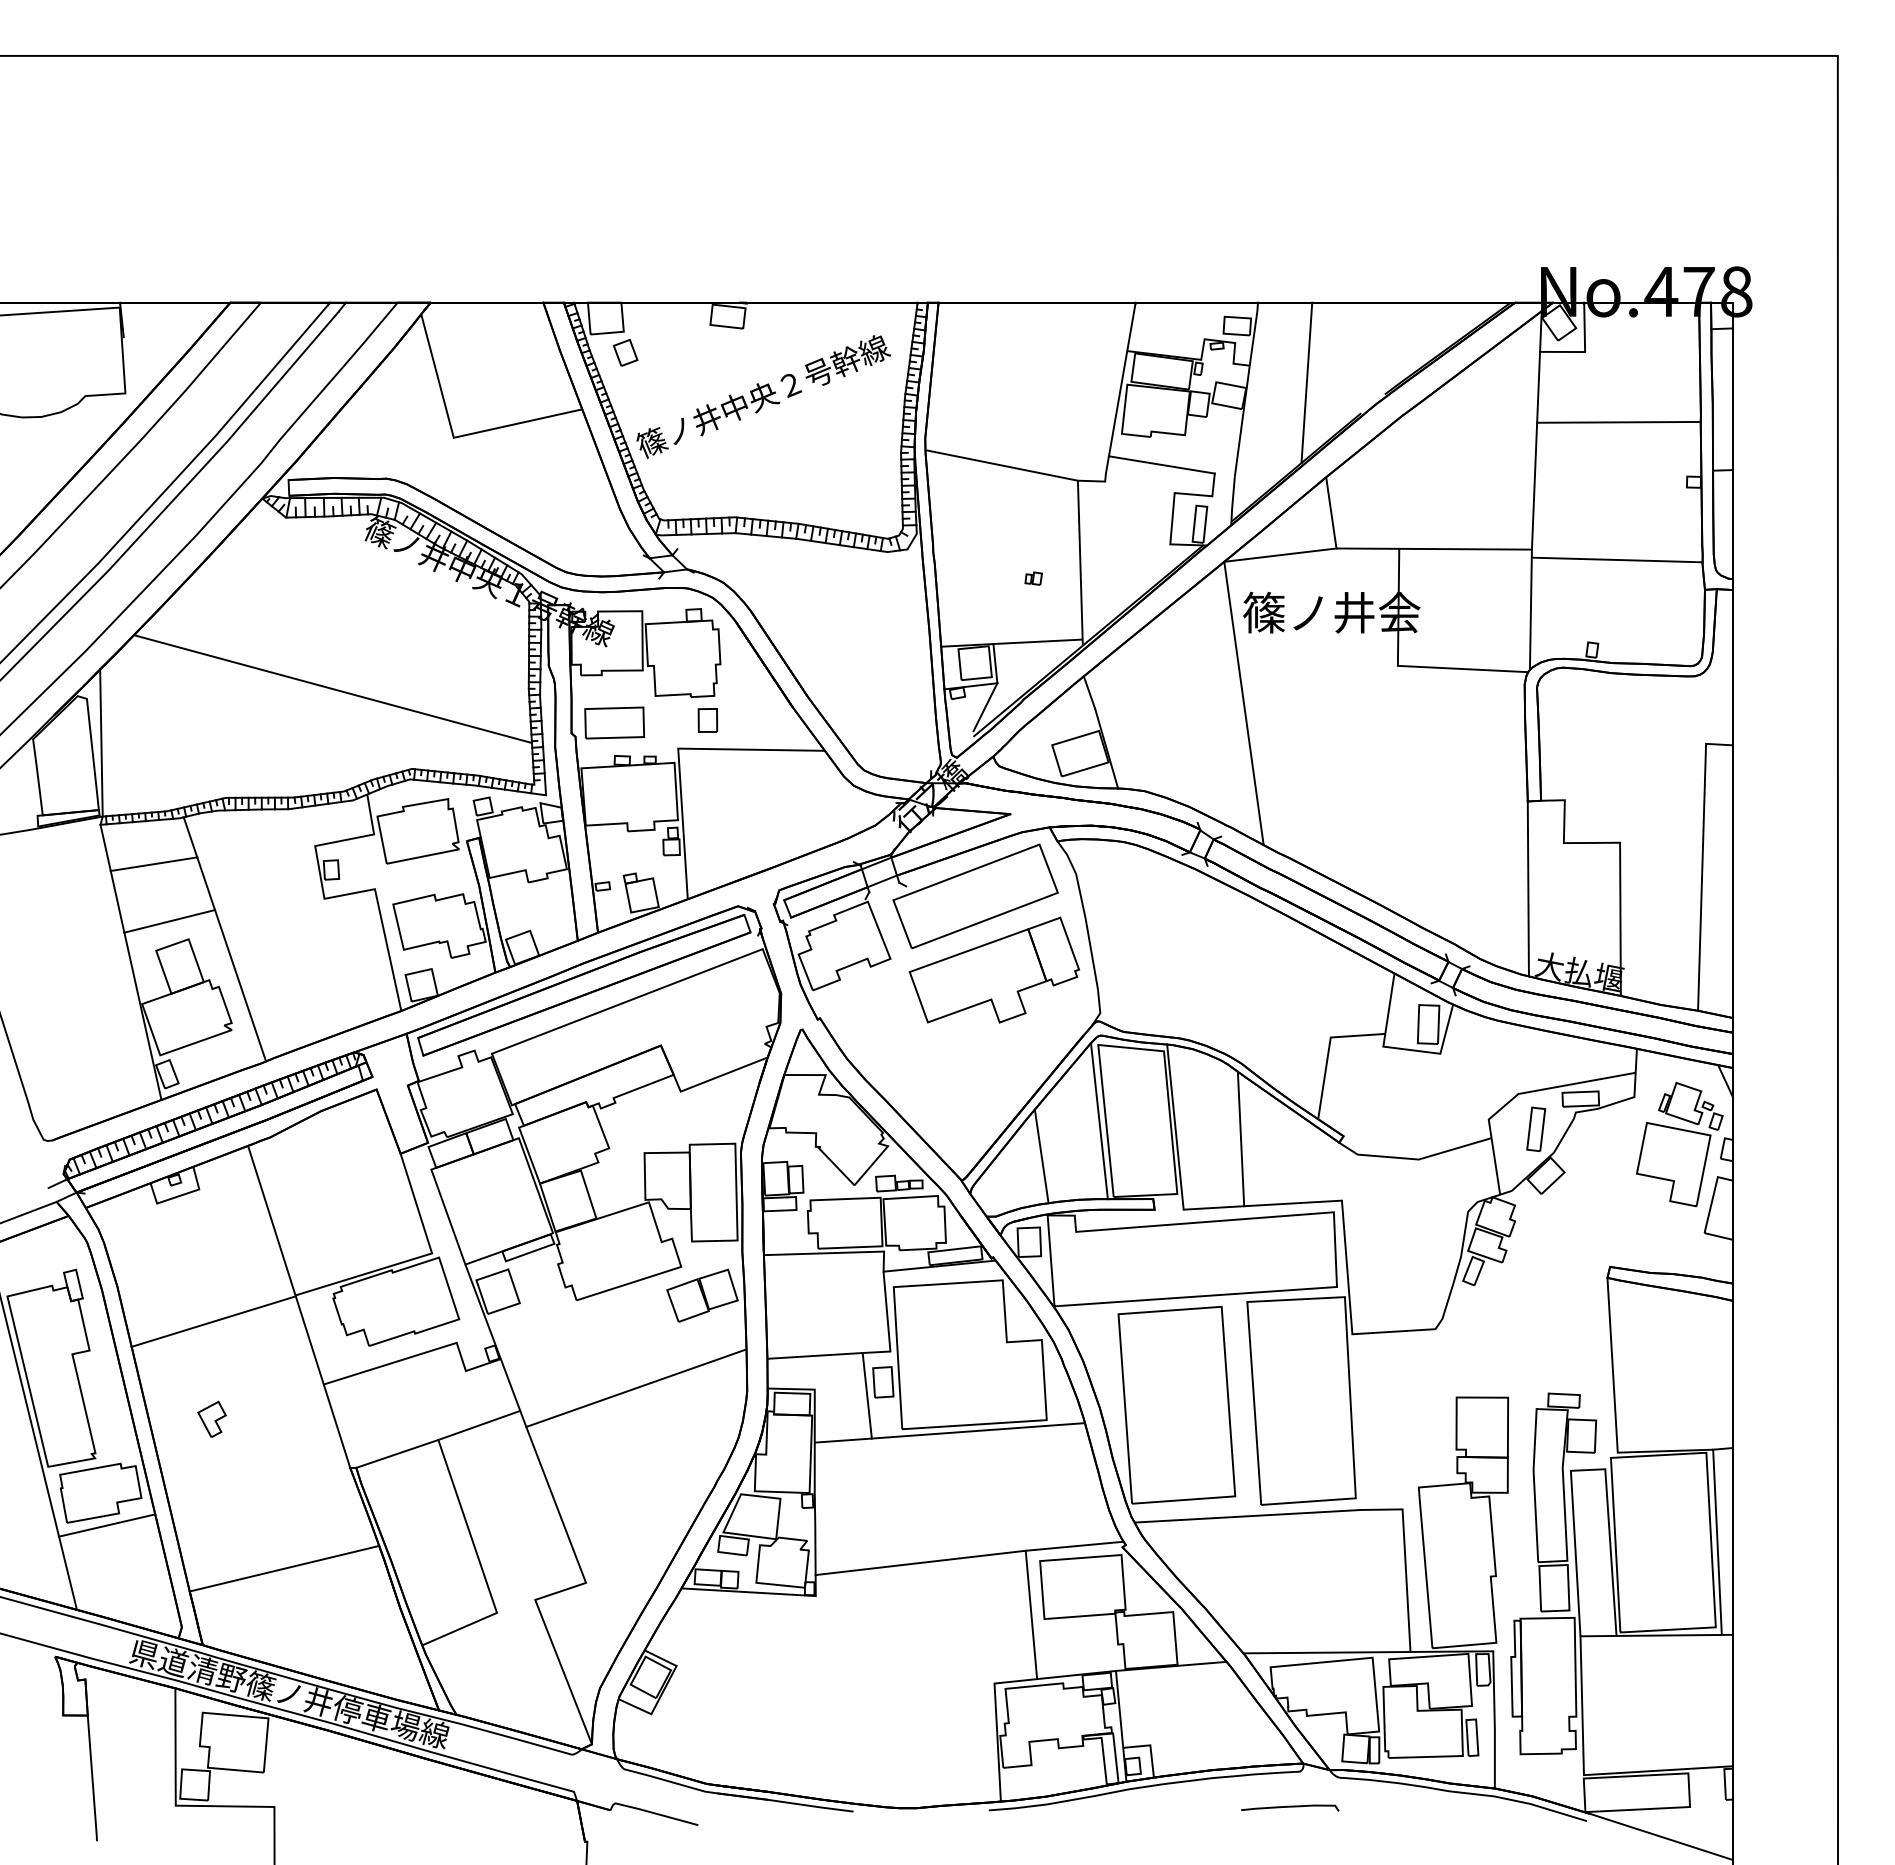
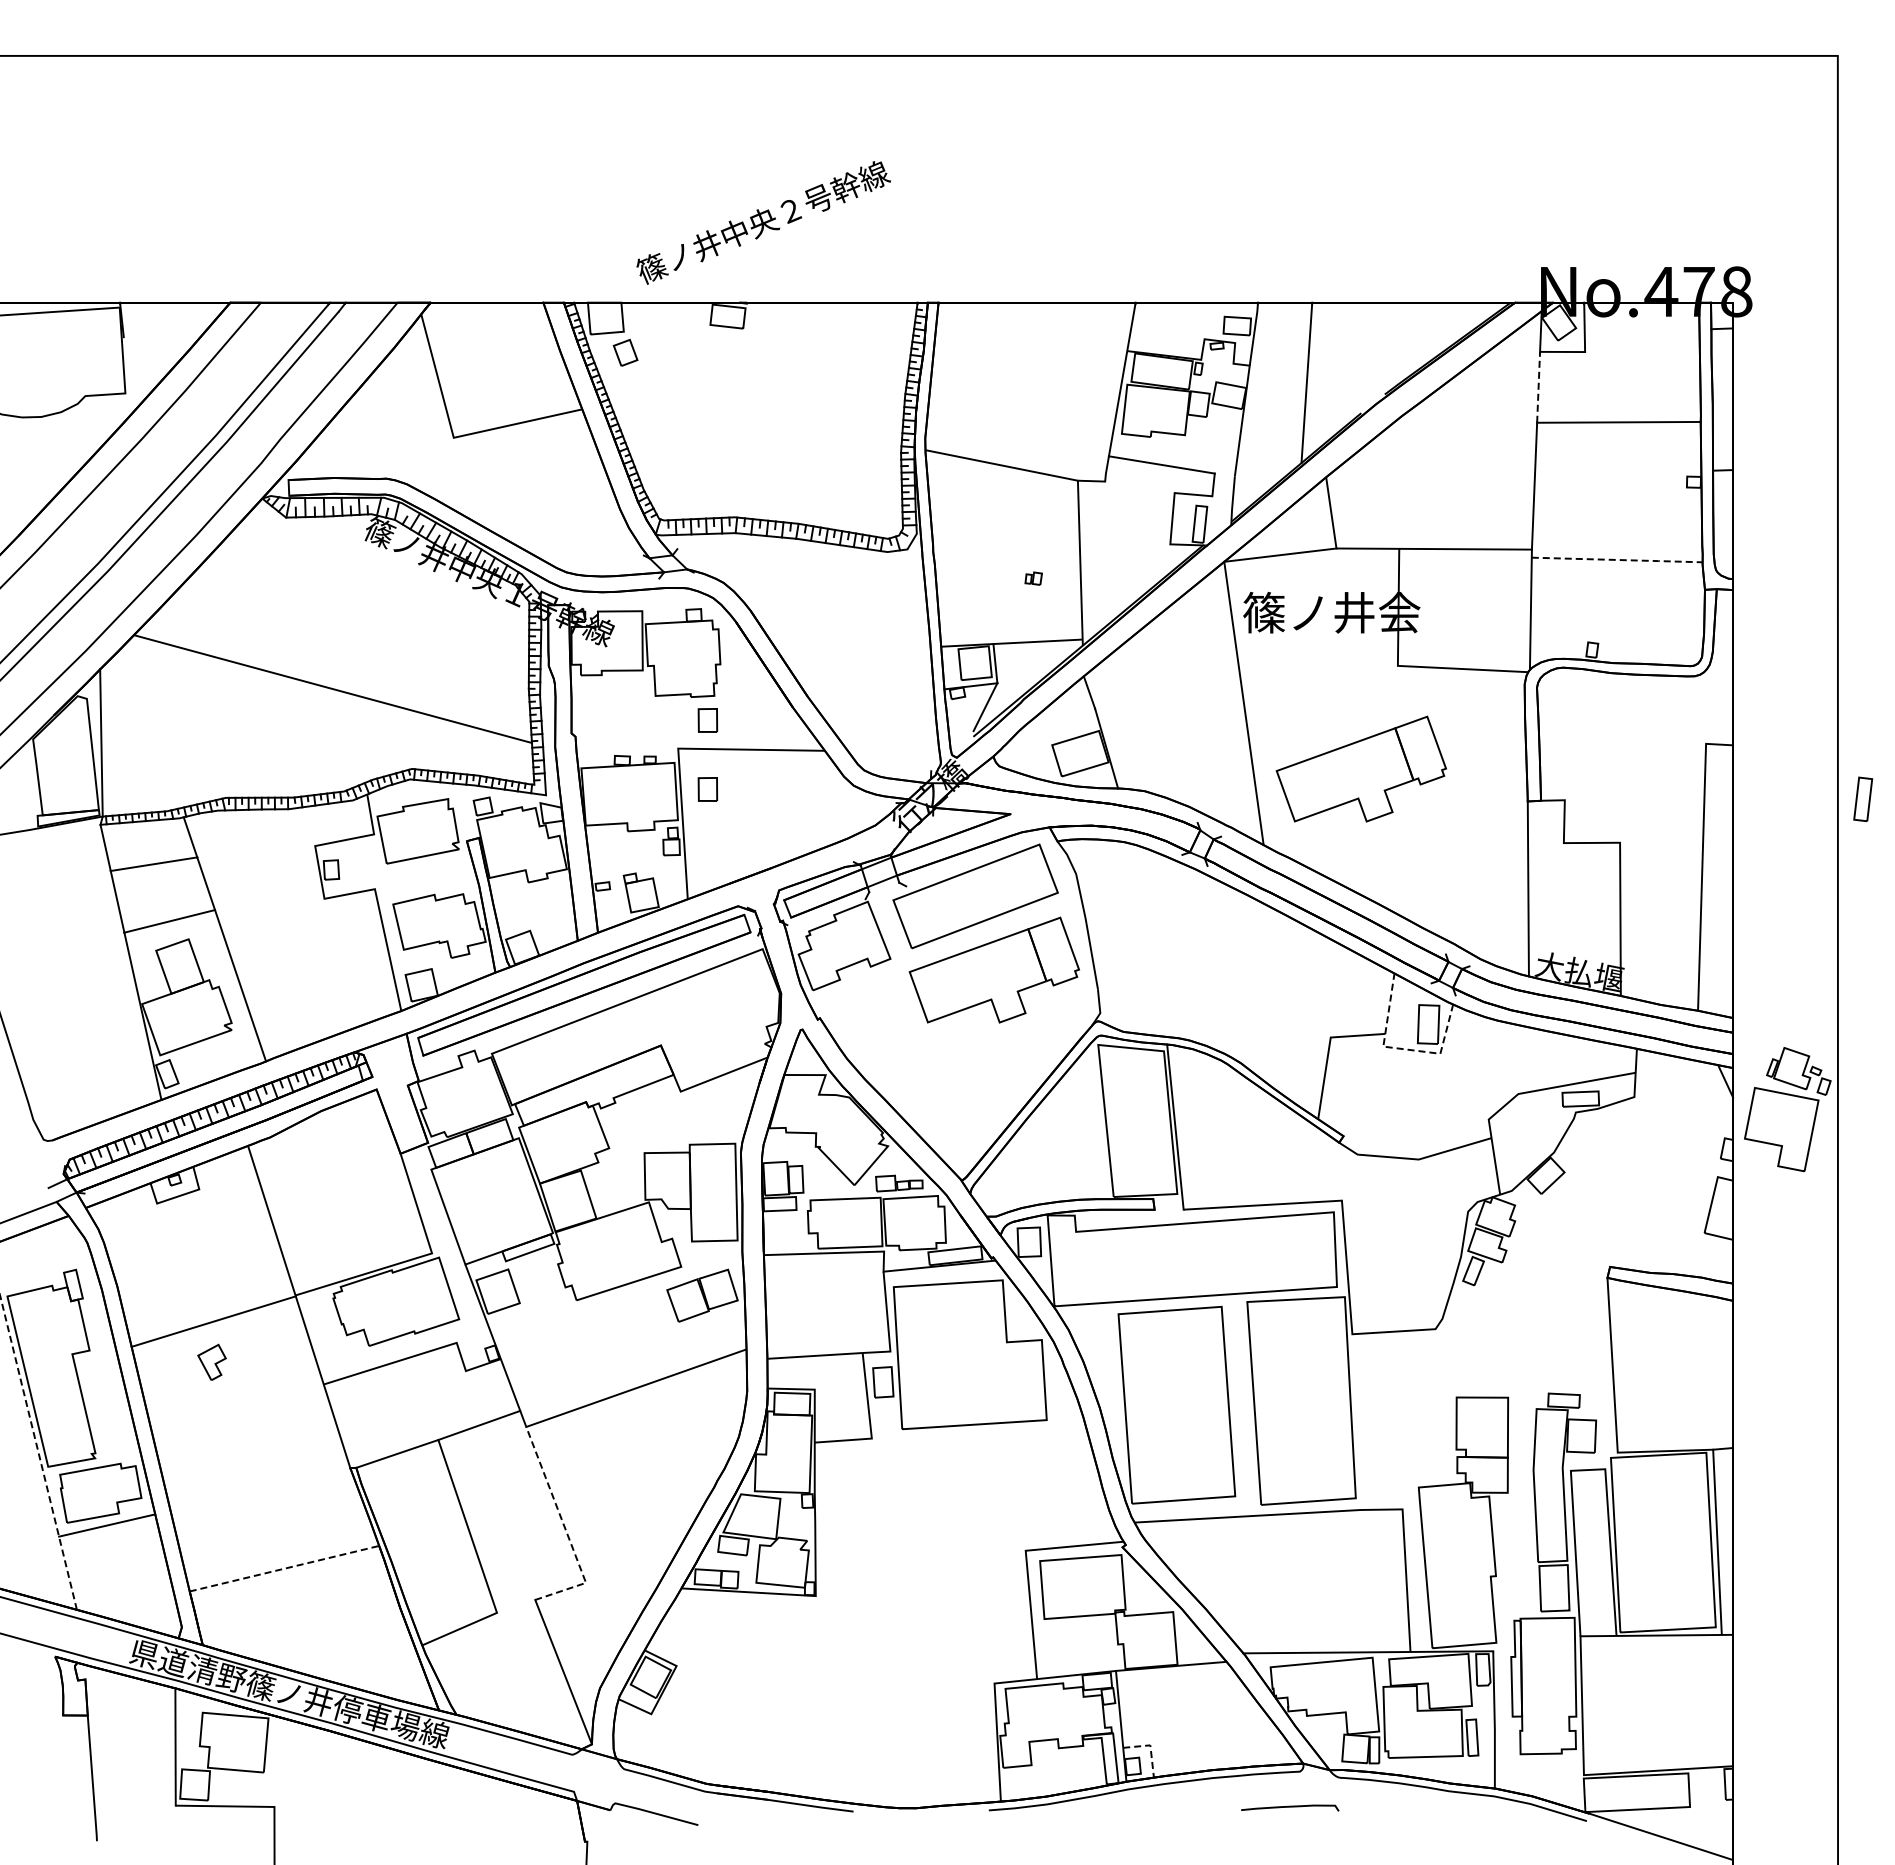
line: solid -> dashed (1538, 386)
text position: (763, 396) -> (763, 222) (763, 222)
line: solid -> dashed (1618, 560)
part: present -> none (614, 722)
part: none -> present (1360, 768)
part: none -> present (707, 789)
line: solid -> dashed (1400, 1048)
line: present -> none (1098, 1121)
part position: (1536, 1129) -> (1863, 799) (1863, 799)
line: present -> none (1240, 1138)
part position: (1679, 1144) -> (1787, 1109) (1787, 1109)
line: present -> none (1041, 1156)
part position: (211, 1418) -> (211, 1361) (211, 1361)
line: present -> none (977, 1430)
line: solid -> dashed (38, 1452)
line: solid -> dashed (566, 1530)
line: present -> none (920, 1562)
line: solid -> dashed (284, 1568)
line: solid -> dashed (1150, 1747)
